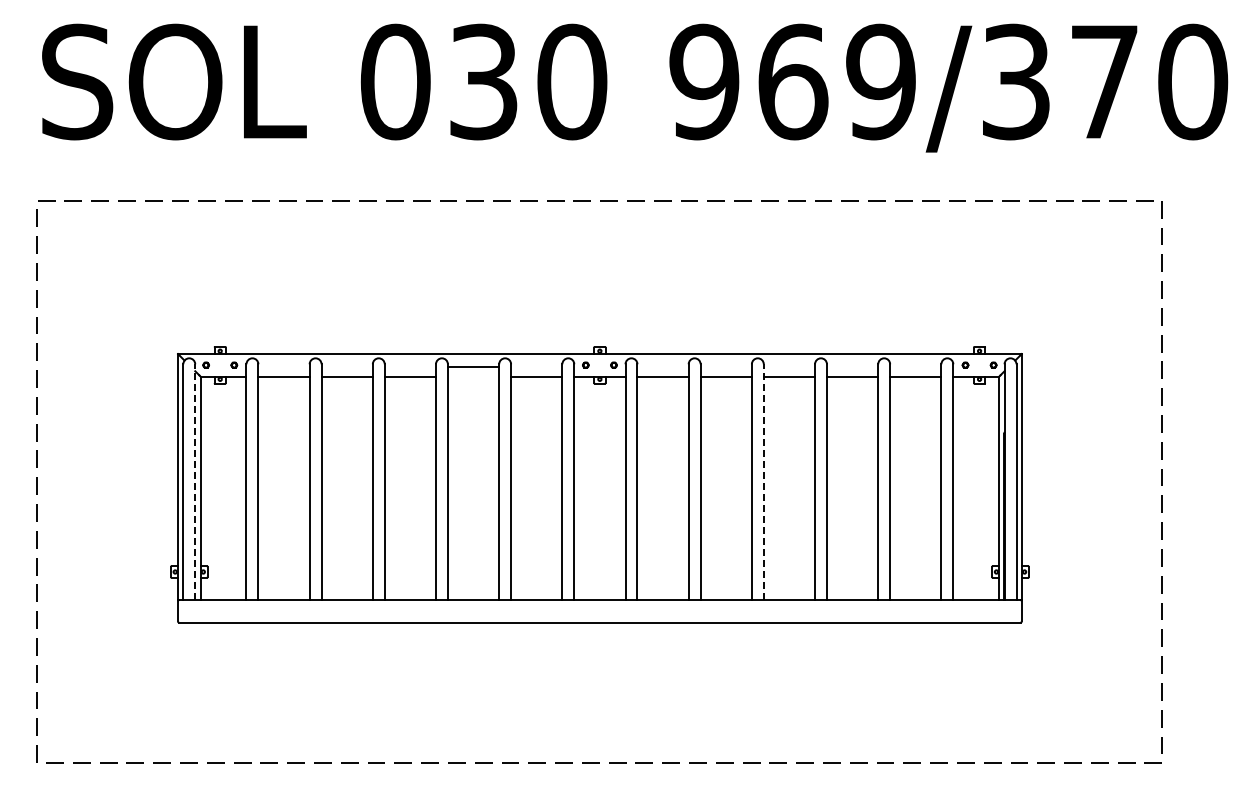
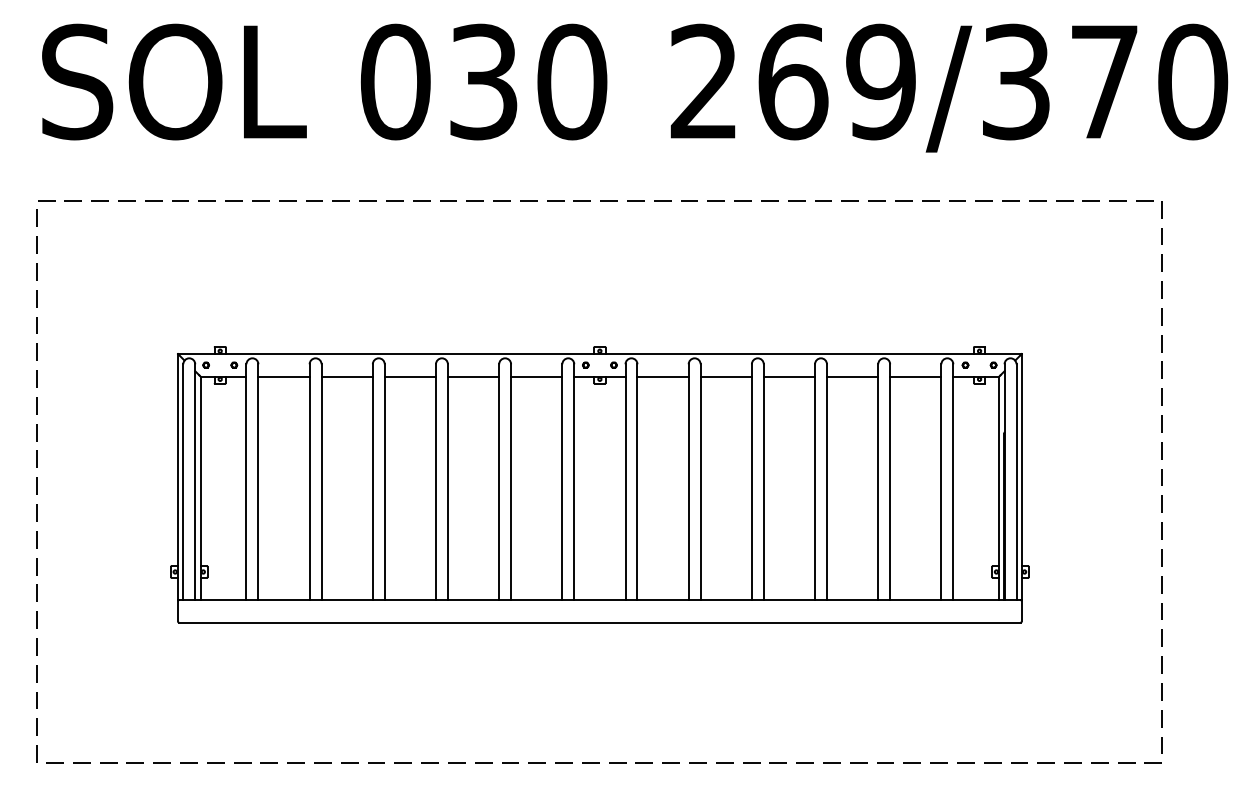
text: 969/370 -> 269/370 (704, 81)
line position: (473, 366) -> (473, 376) (473, 376)
line: dashed -> solid (195, 482)
line: dashed -> solid (763, 482)
